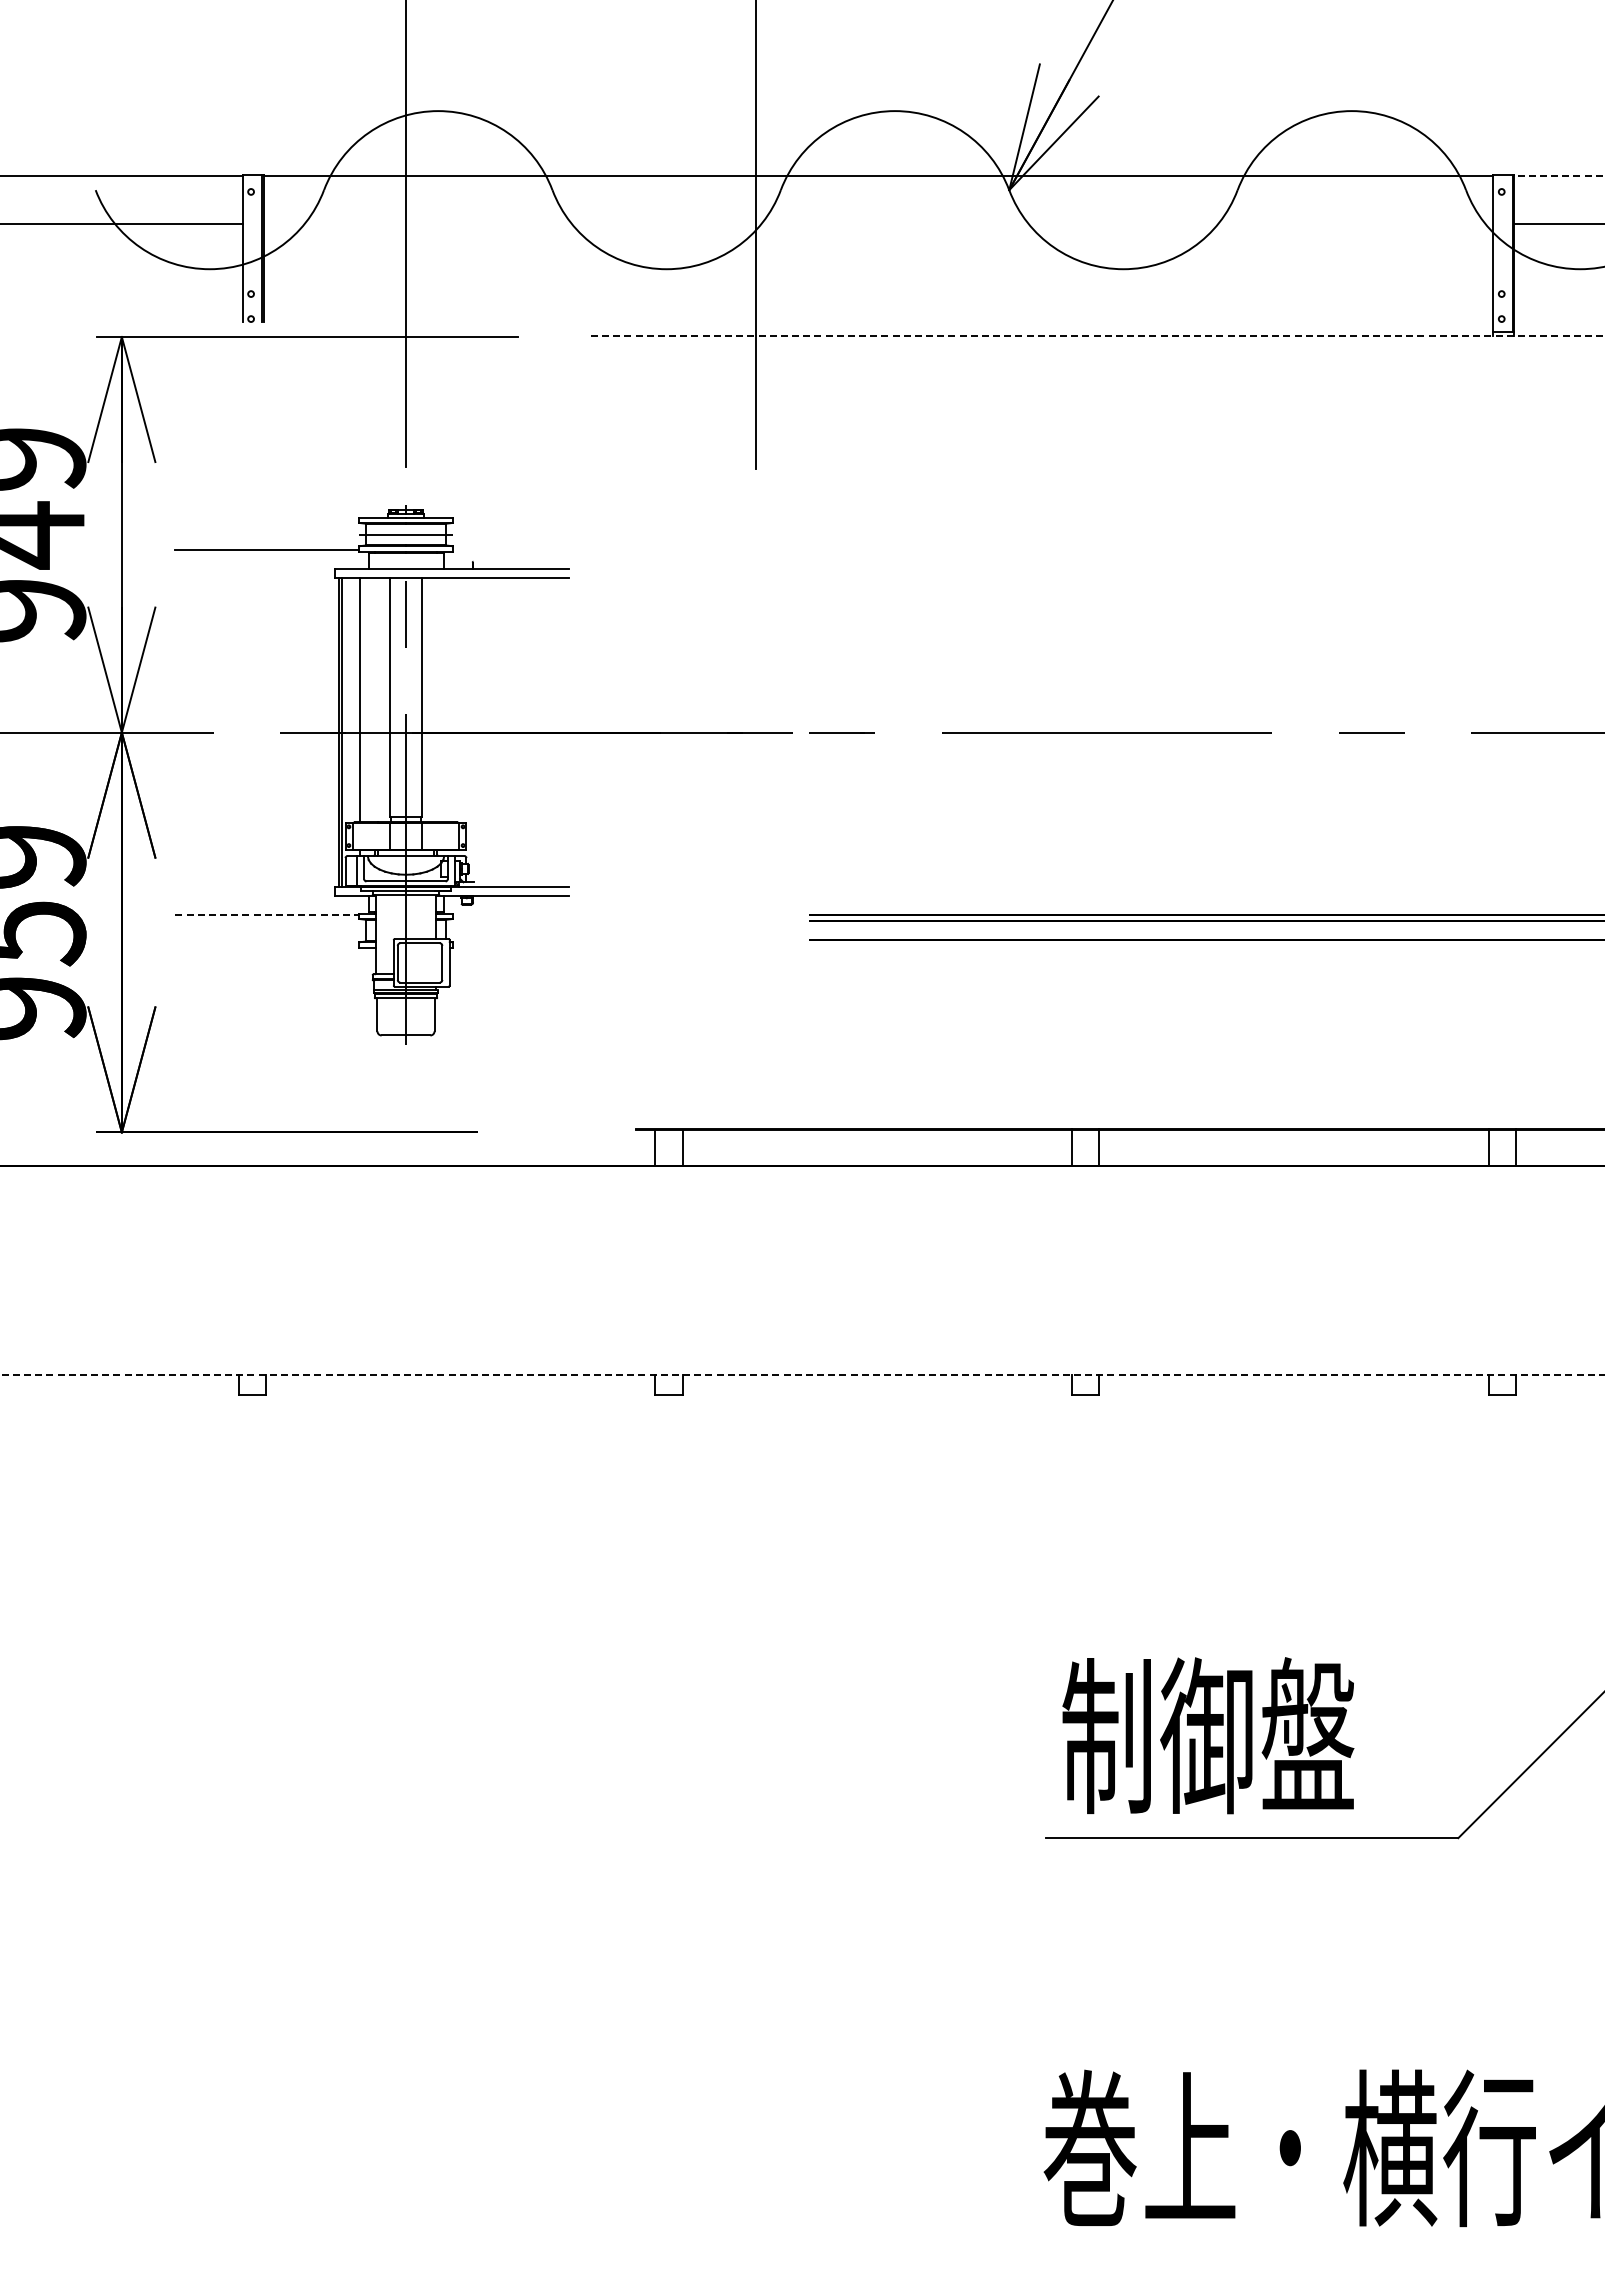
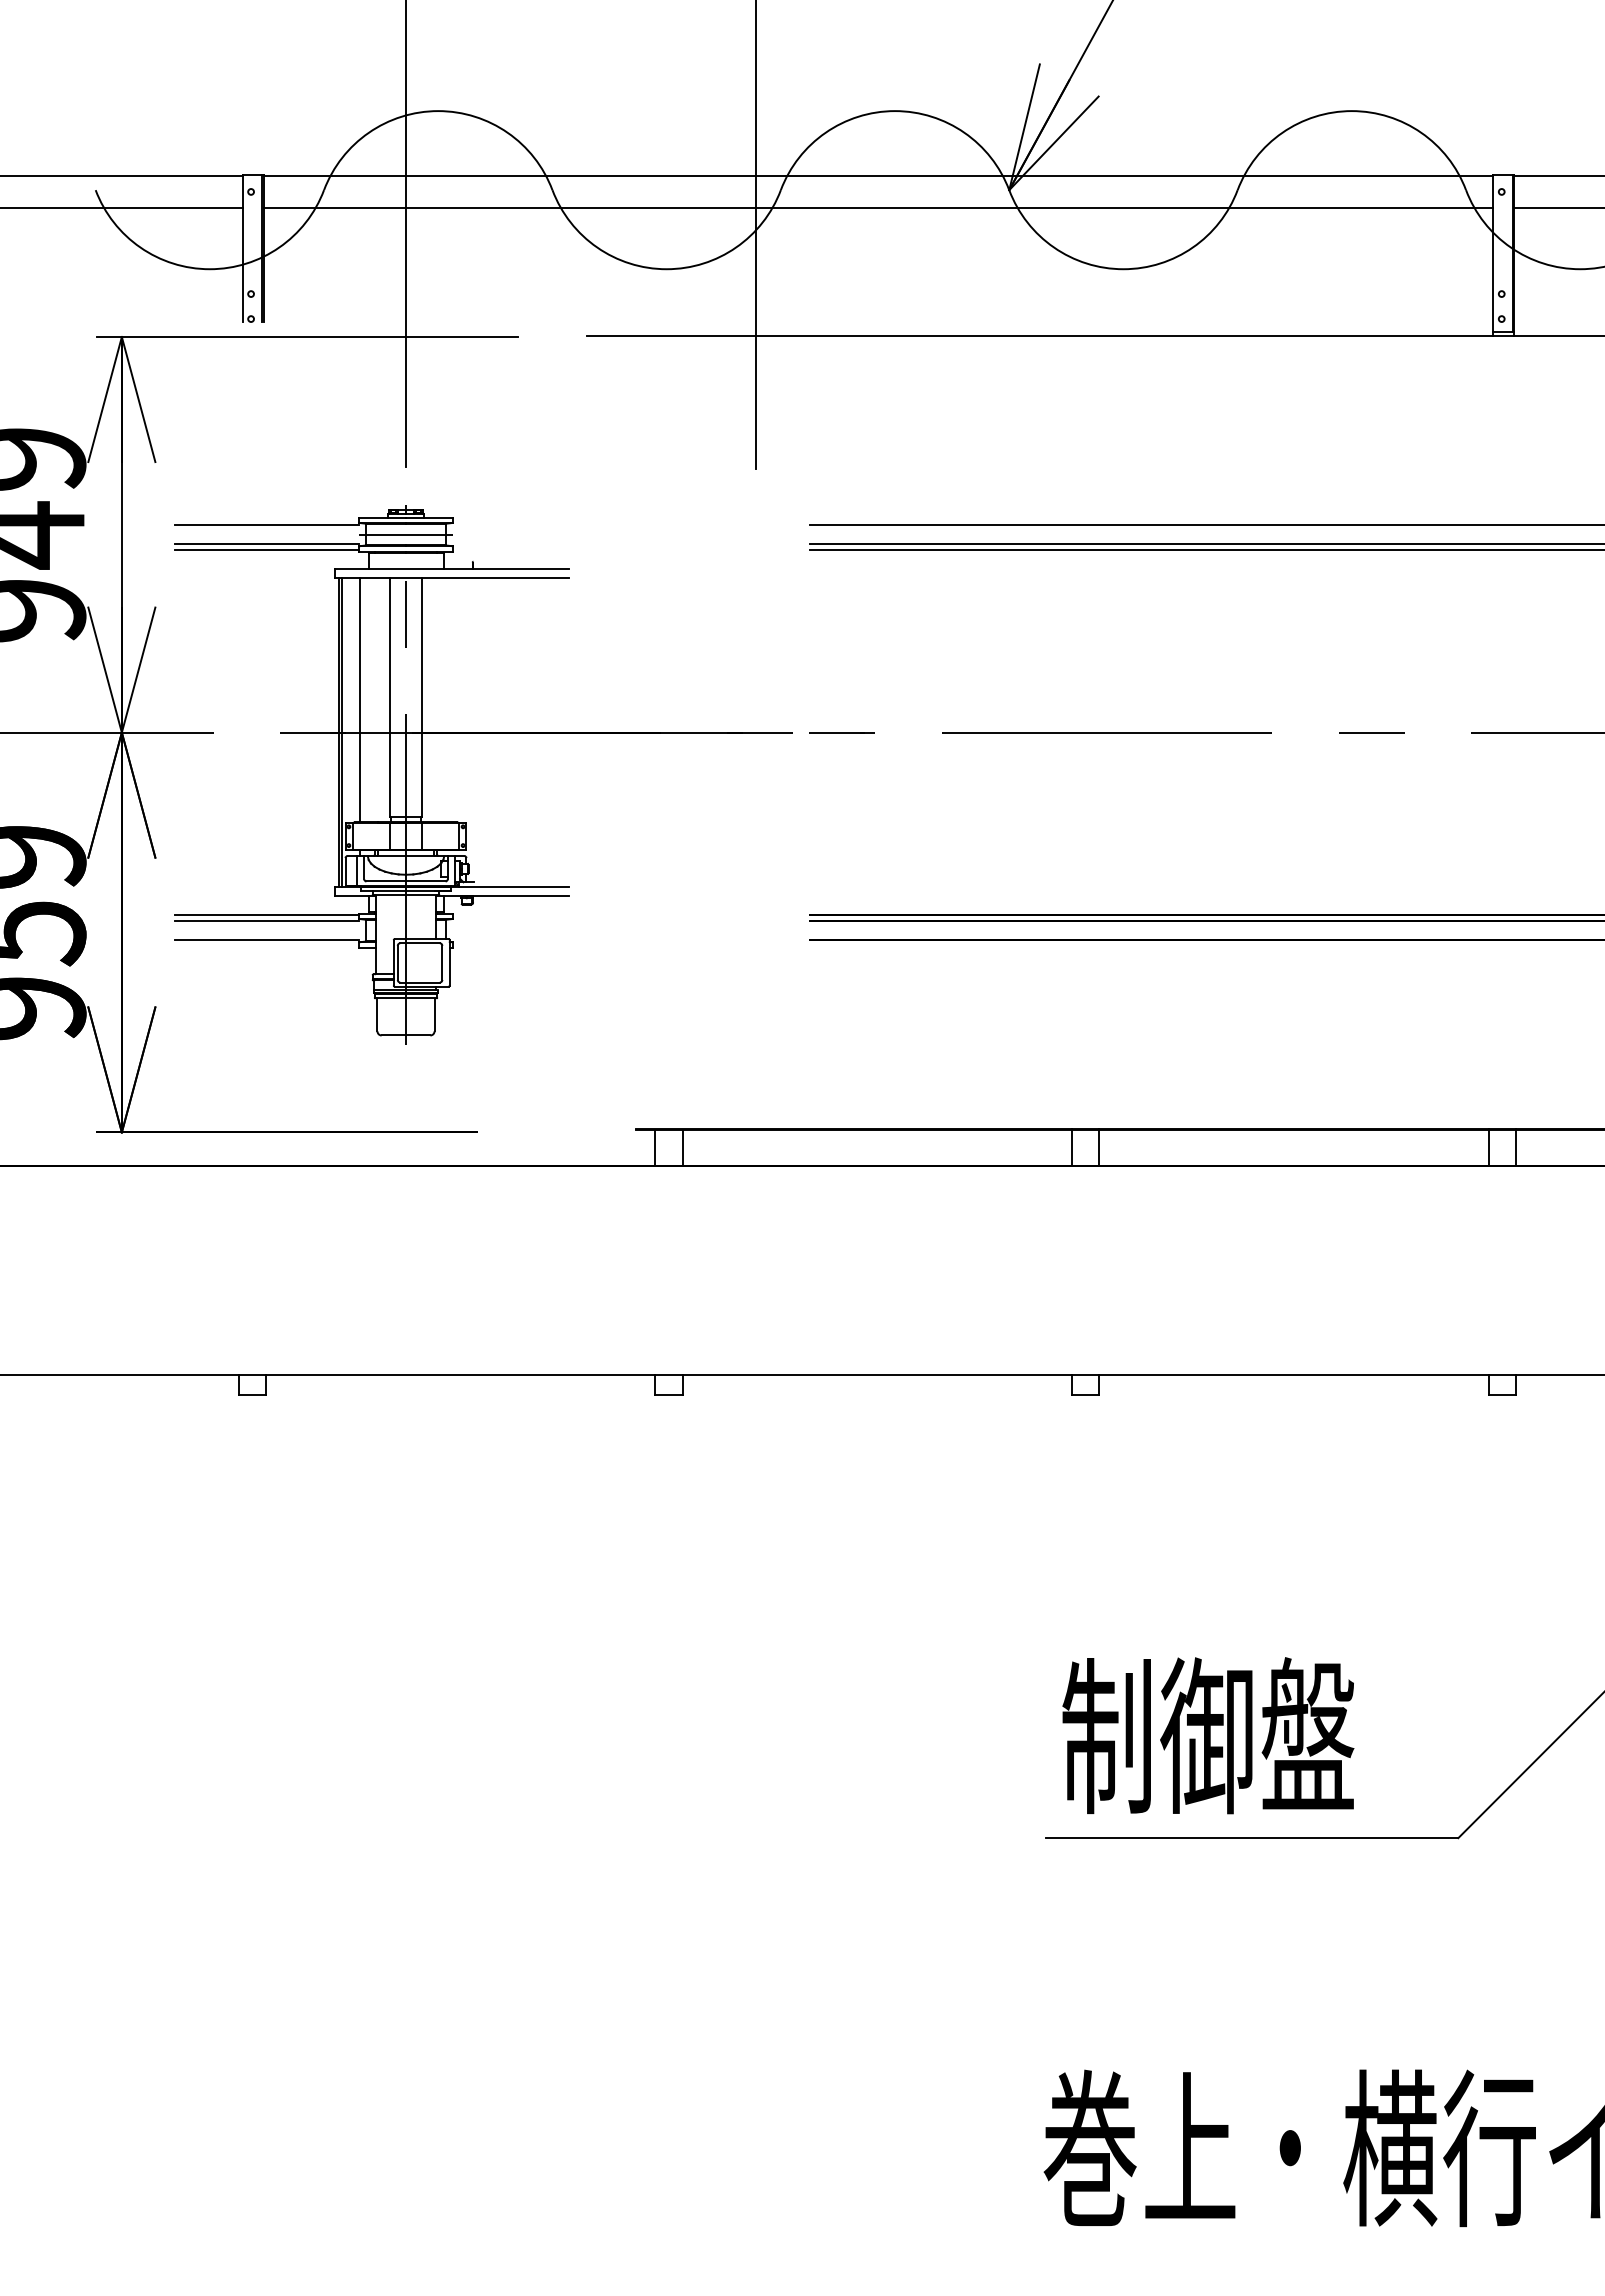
line: dashed -> solid (1559, 176)
line: none -> present (878, 207)
line position: (122, 223) -> (122, 207) (122, 207)
line position: (1557, 223) -> (1557, 207) (1557, 207)
line: dashed -> solid (1095, 335)
line: none -> present (267, 525)
line: none -> present (1205, 525)
line: none -> present (267, 543)
line: none -> present (1205, 543)
line: none -> present (1205, 550)
line: dashed -> solid (267, 914)
line: none -> present (267, 921)
line: none -> present (267, 939)
line: dashed -> solid (802, 1374)
